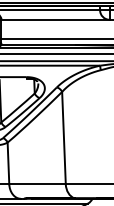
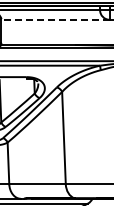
line: solid -> dashed (55, 19)
line: present -> none (56, 39)
line: present -> none (56, 53)
